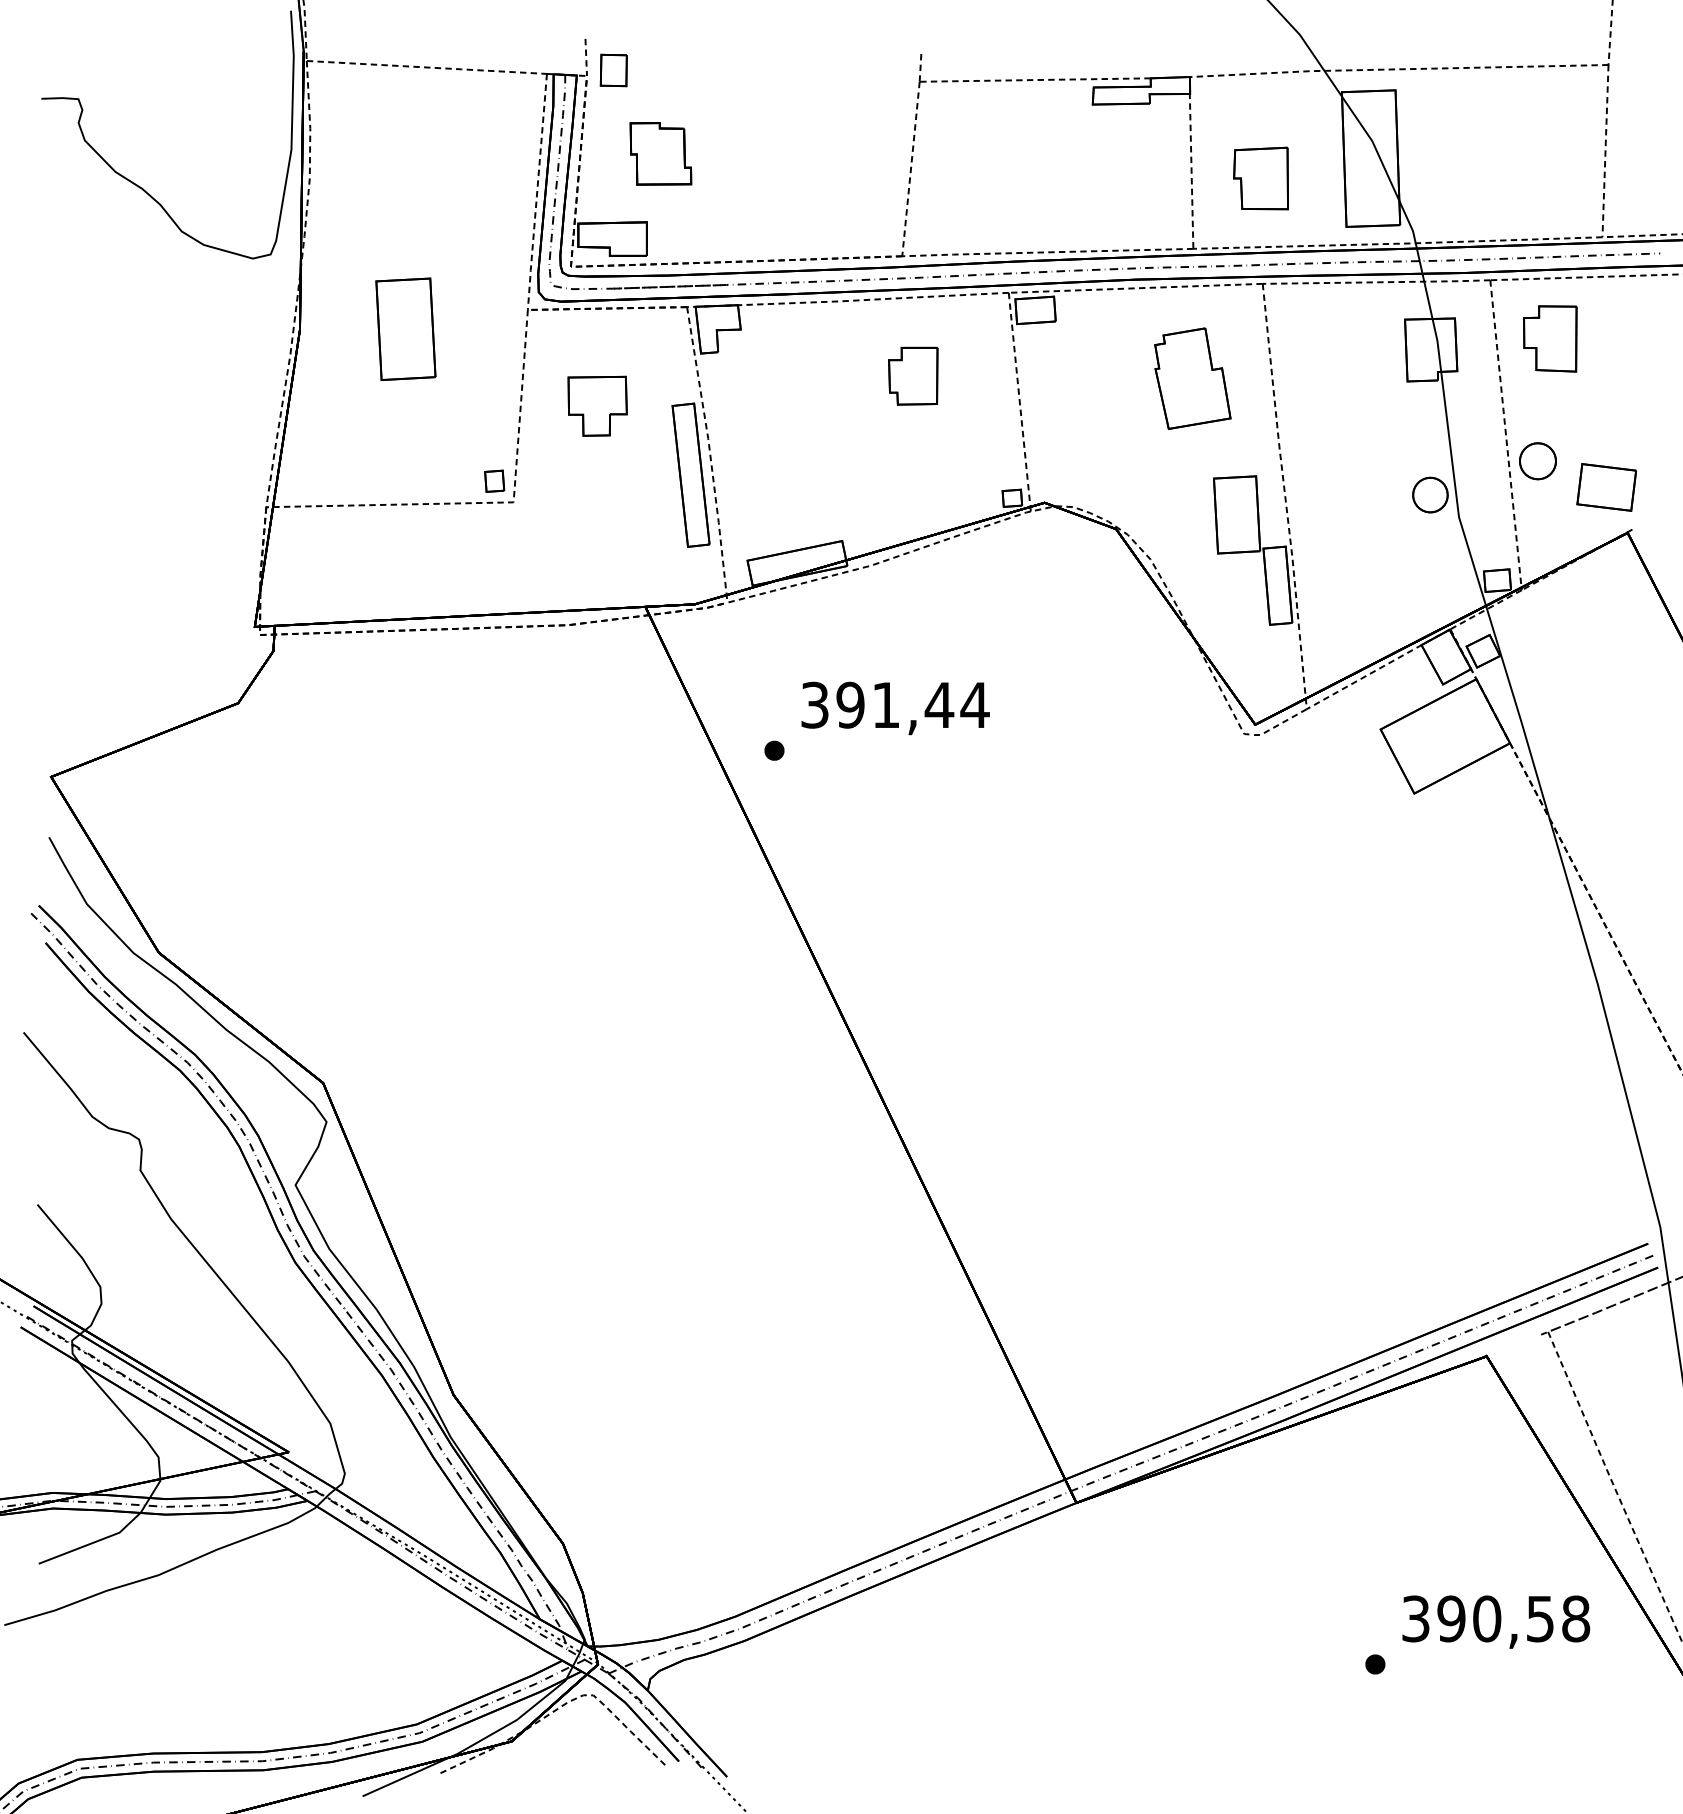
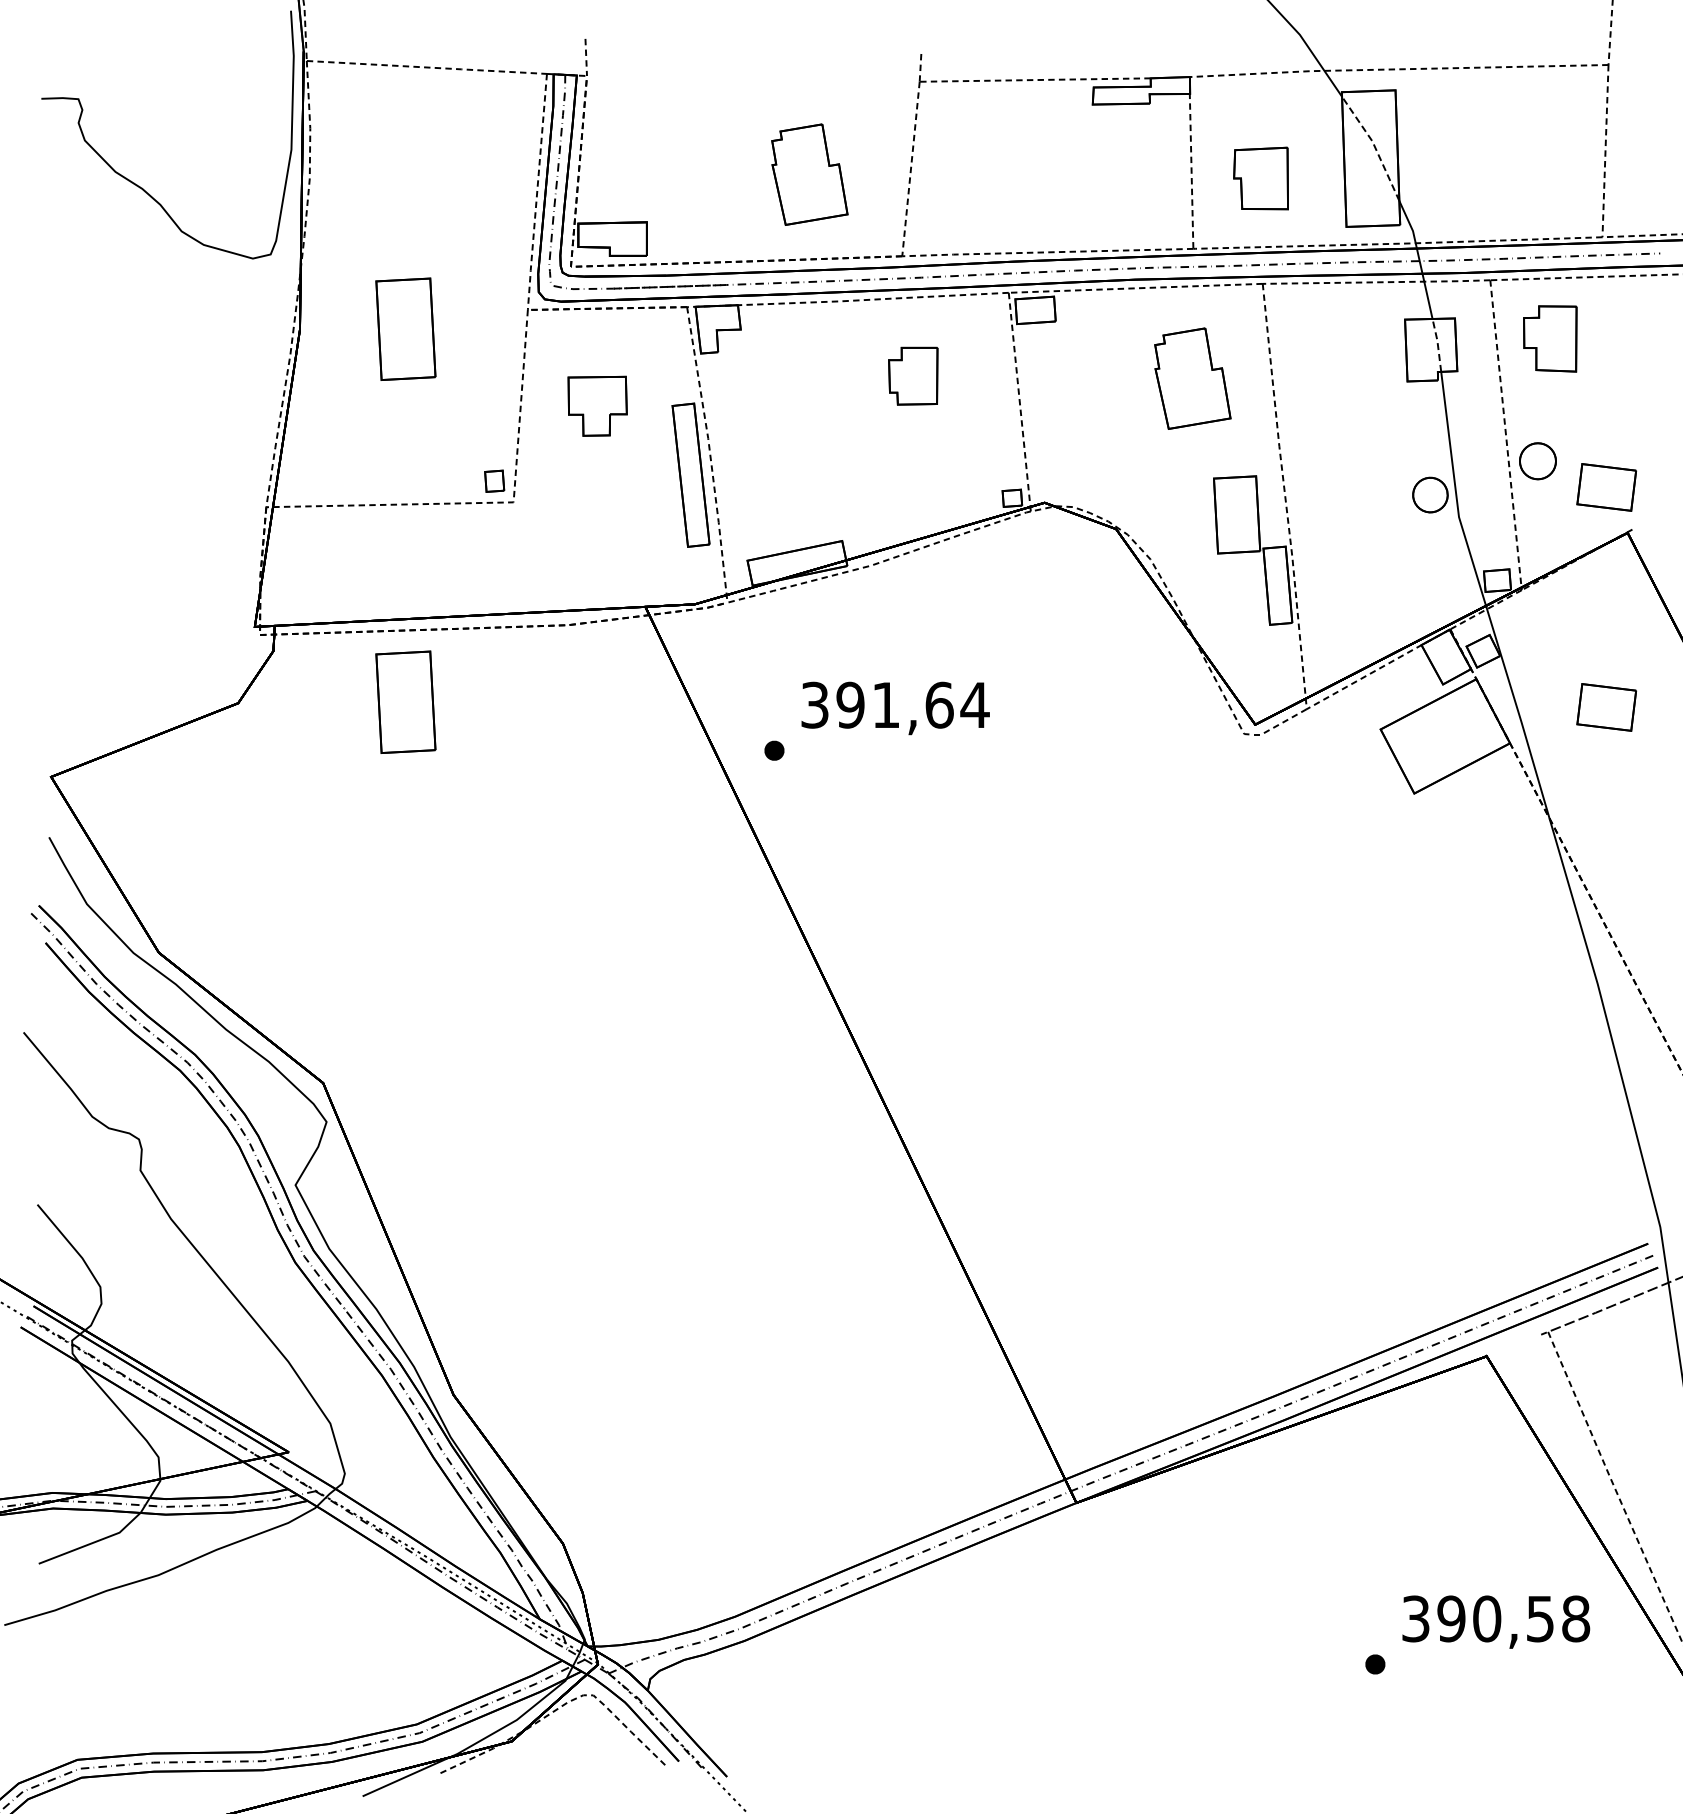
part: present -> none (613, 70)
line: solid -> dashed (1374, 145)
part: present -> none (660, 153)
part: none -> present (809, 174)
line: solid -> dashed (1437, 344)
part: none -> present (405, 701)
text: 391,44 -> 391,64 (939, 704)
part: none -> present (1606, 707)
